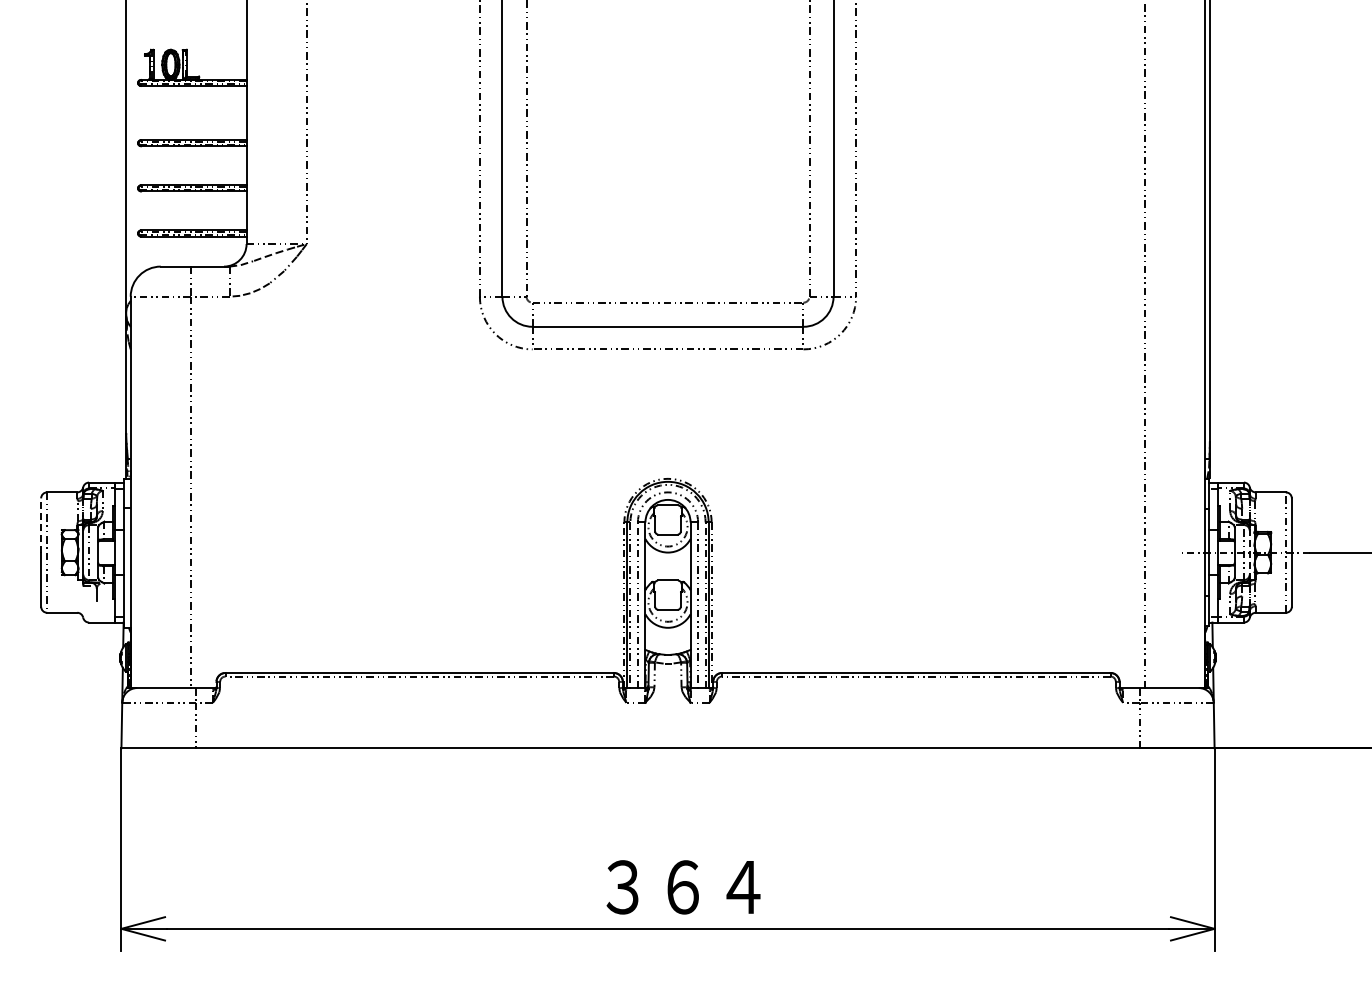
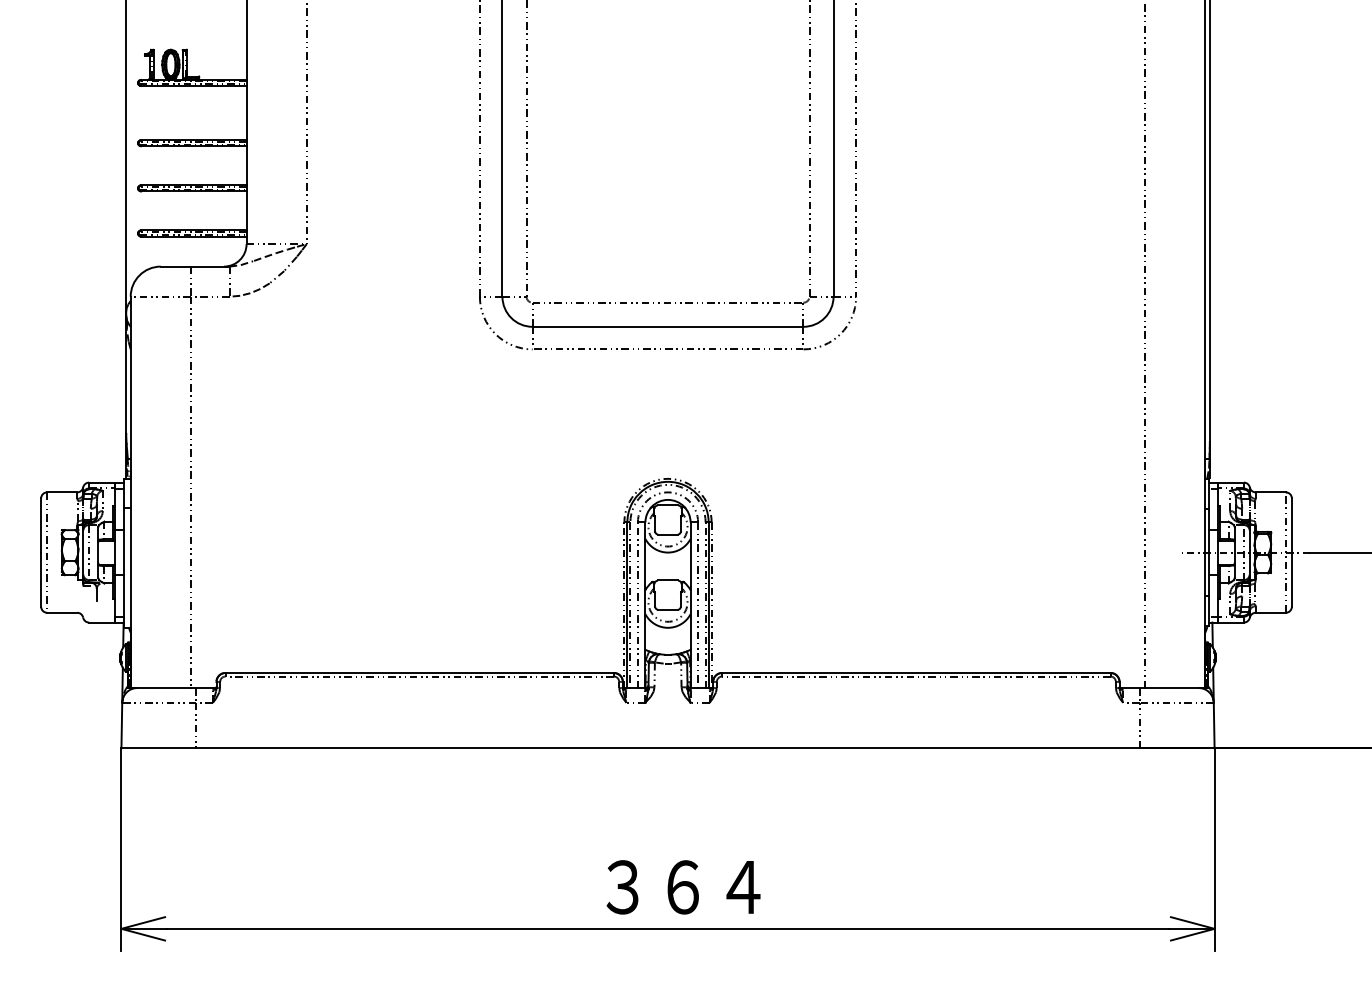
line: dashed -> solid (41, 525)
line: dashed -> solid (1249, 552)
